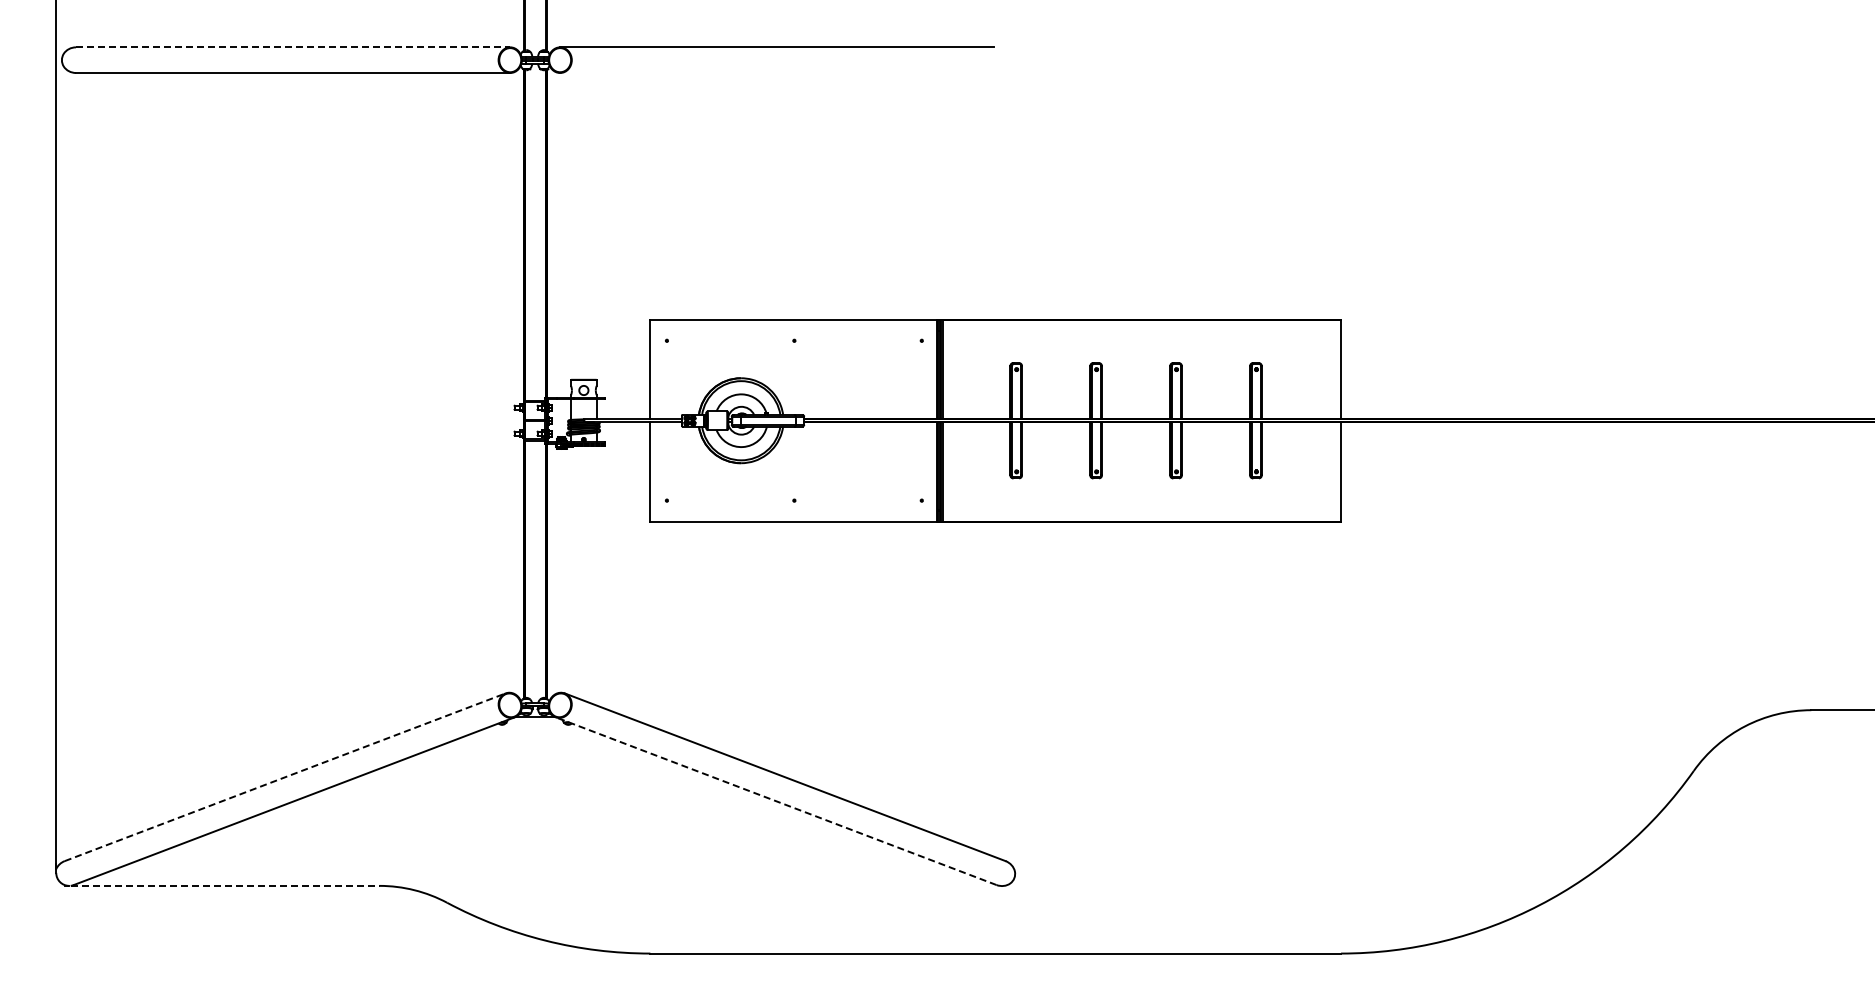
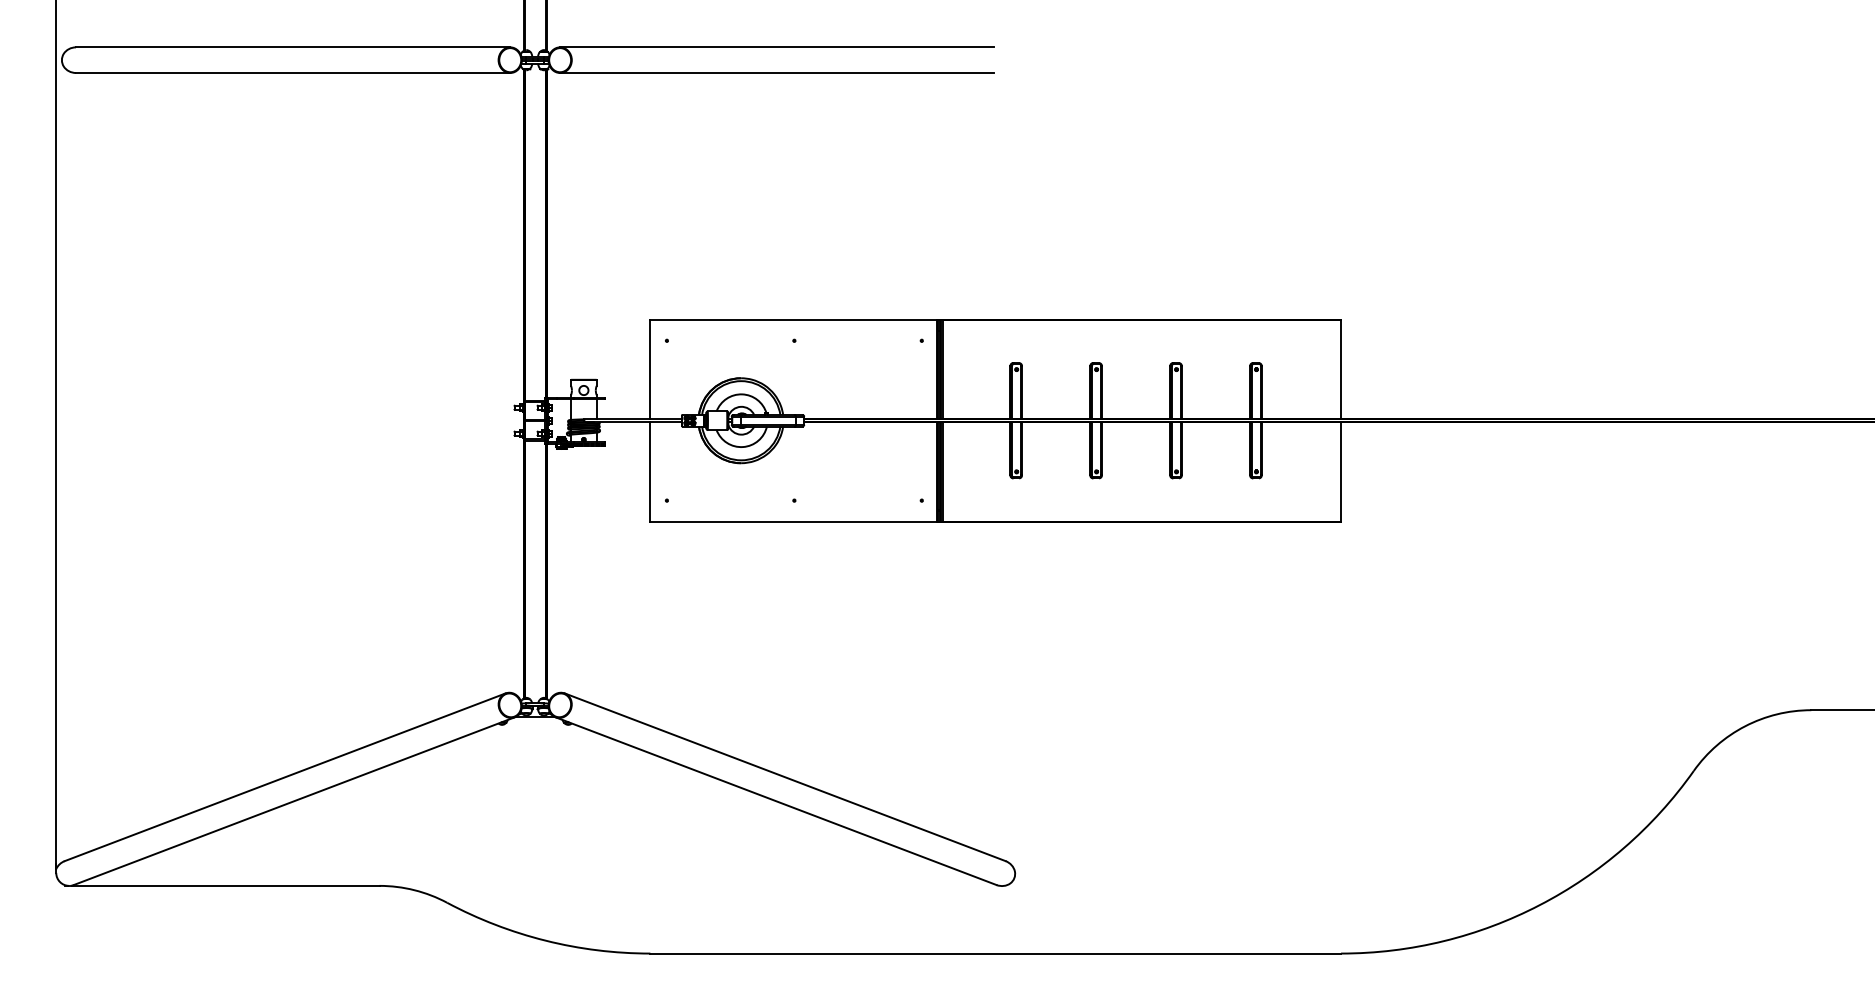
line: dashed -> solid (293, 47)
line: none -> present (777, 72)
line: dashed -> solid (285, 777)
line: dashed -> solid (776, 801)
line: dashed -> solid (225, 885)
